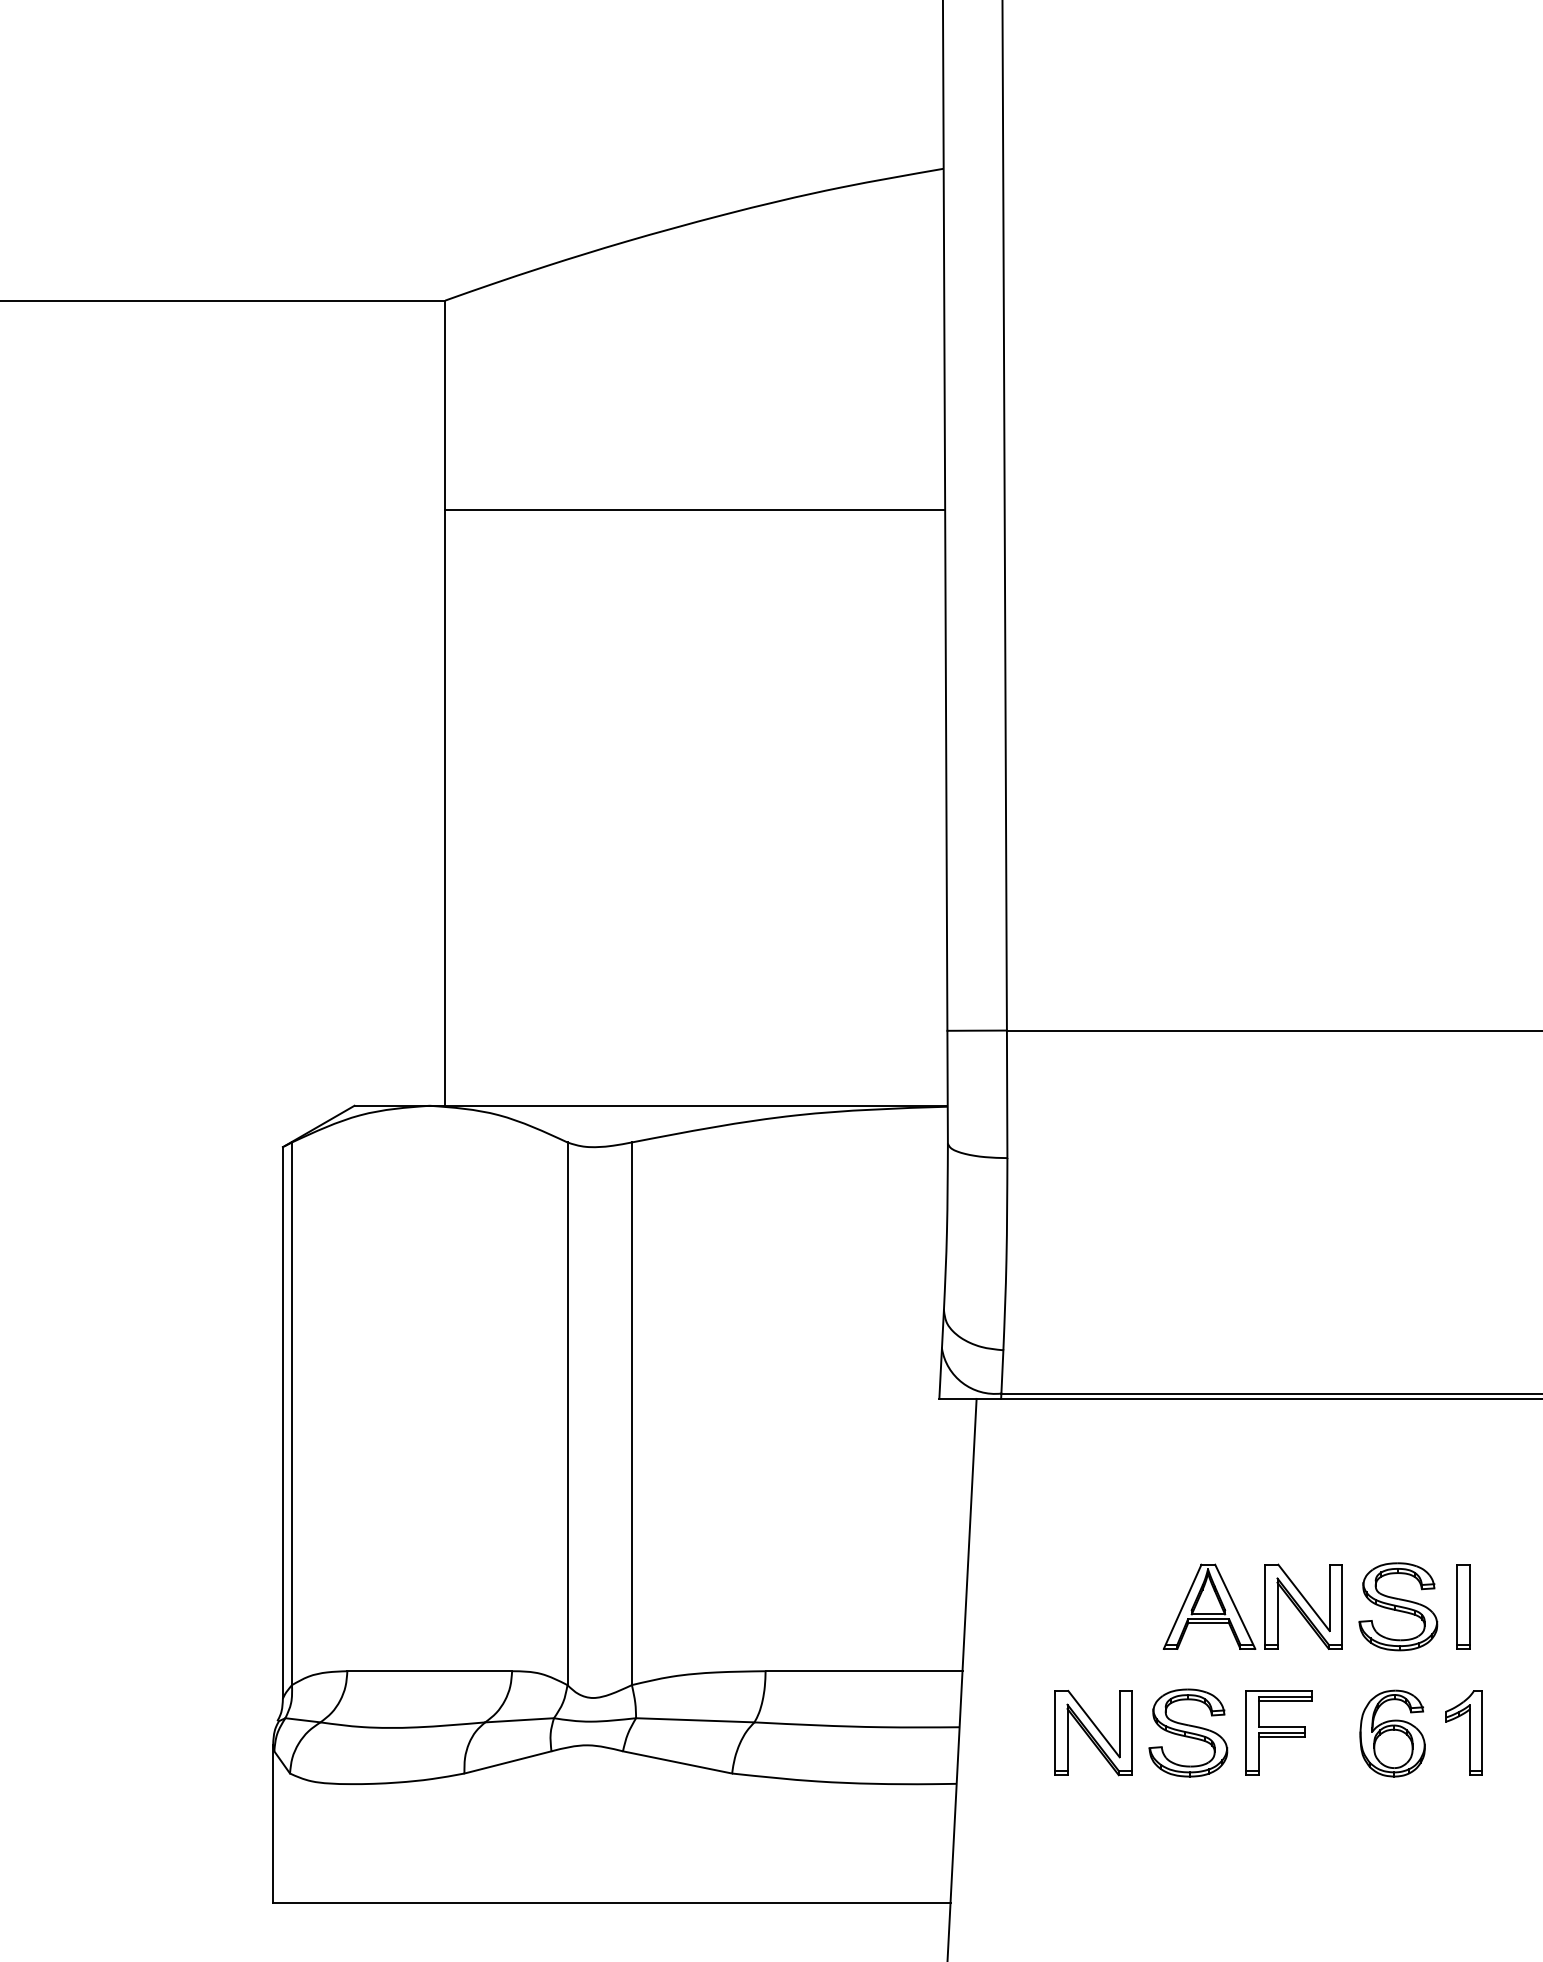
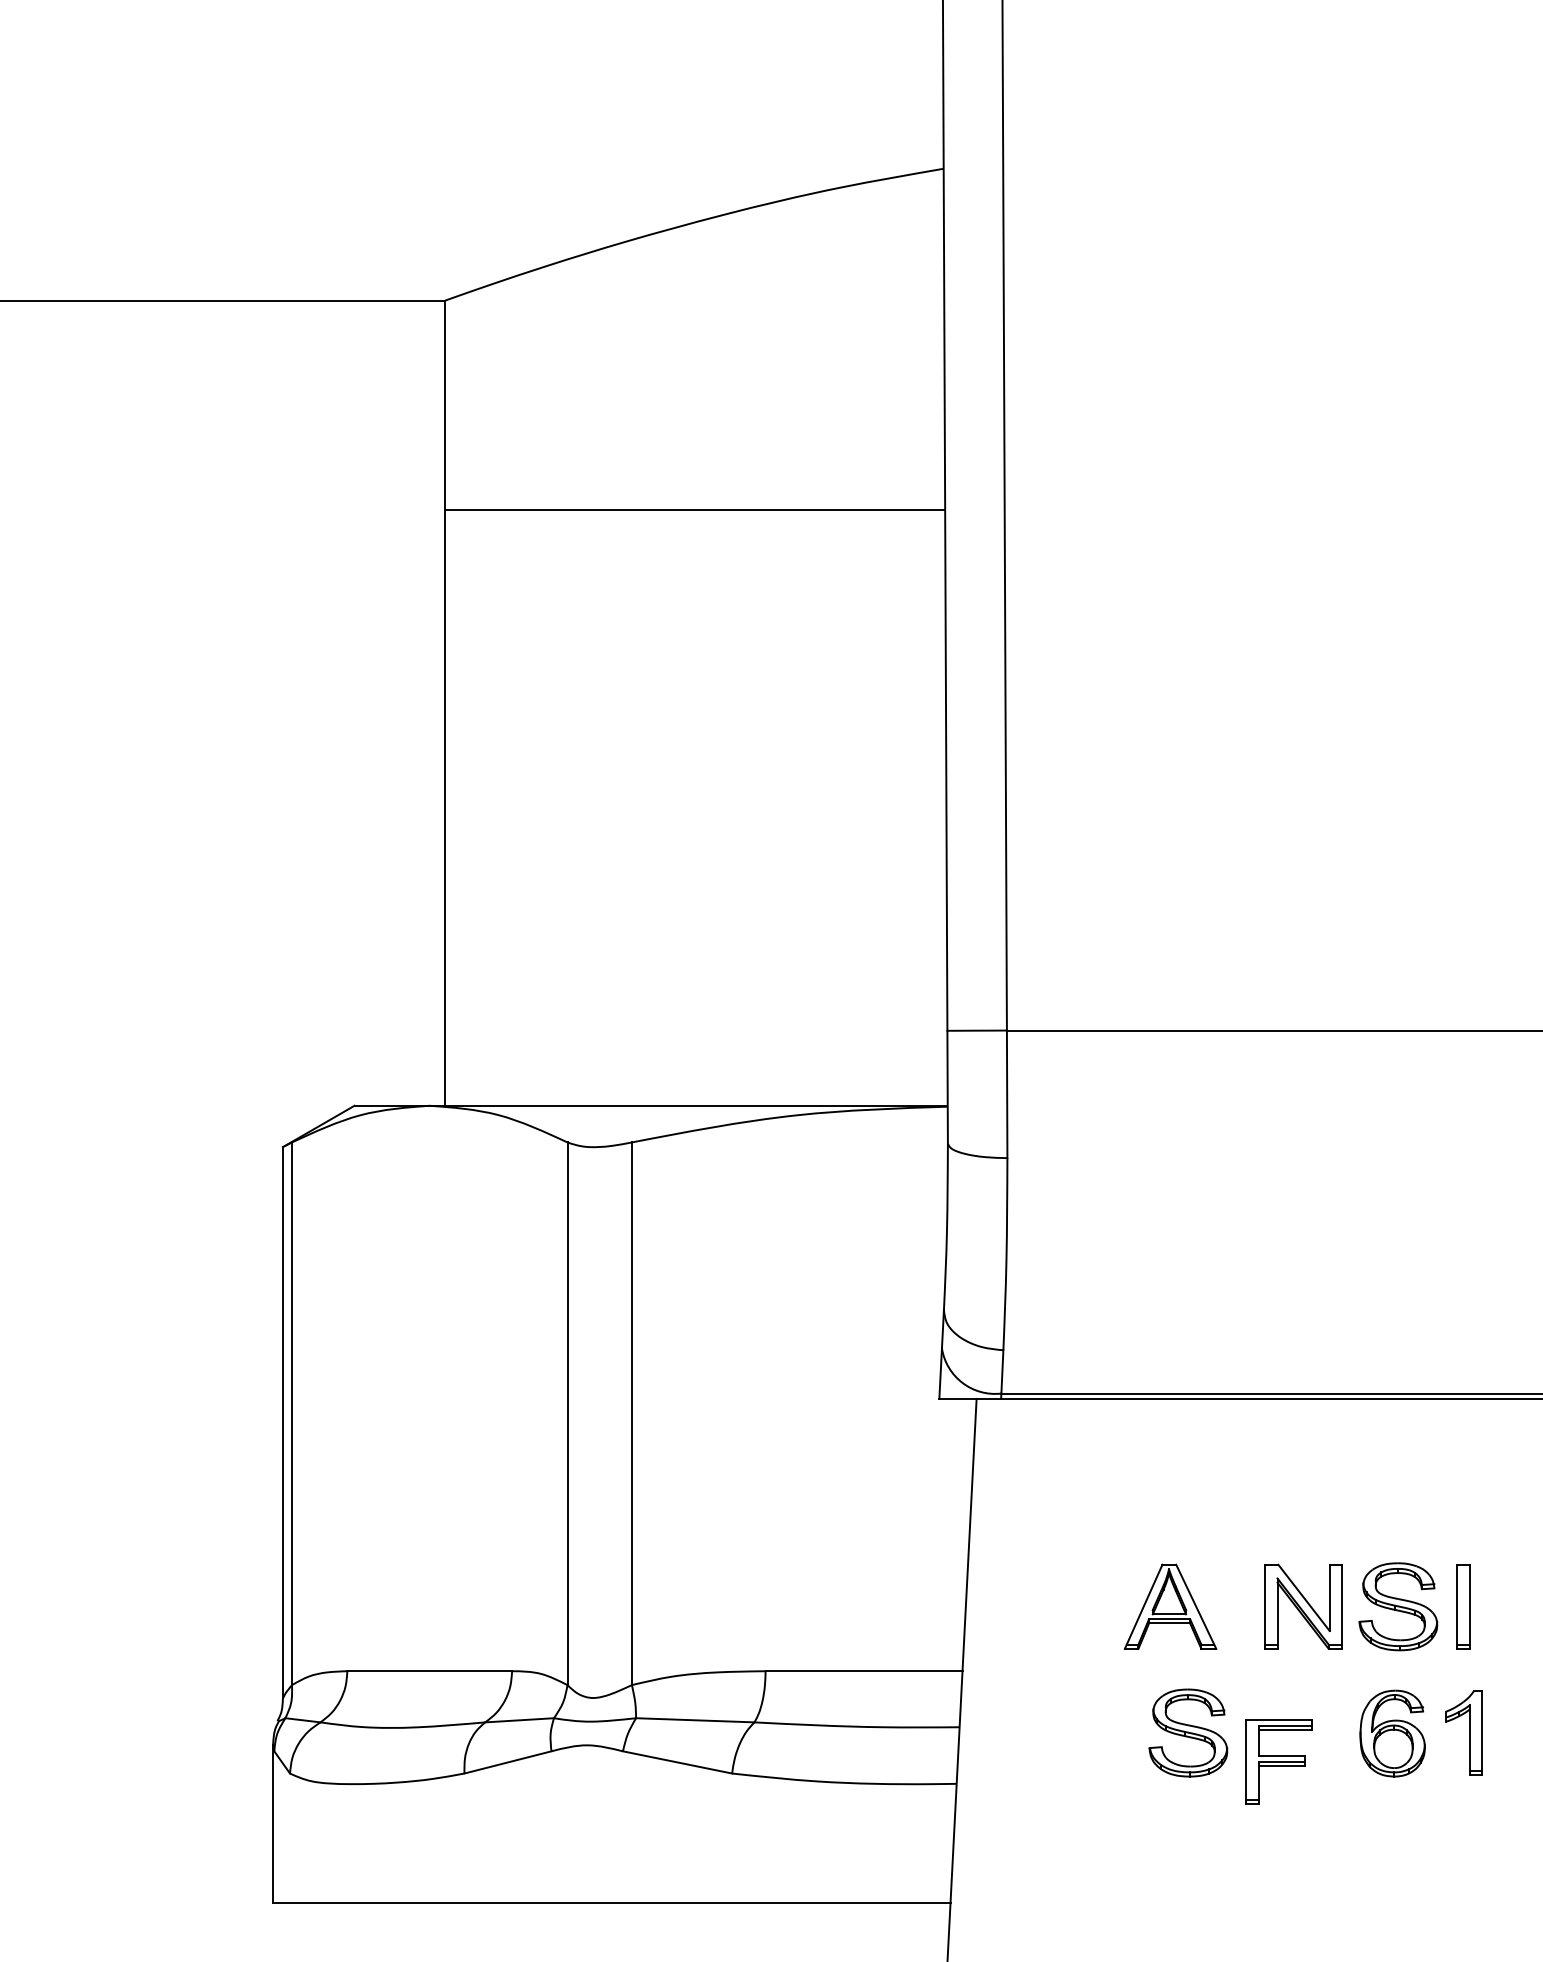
part position: (1209, 1606) -> (1170, 1606) (1170, 1606)
part position: (1278, 1732) -> (1278, 1761) (1278, 1761)
part: present -> none (1093, 1733)
